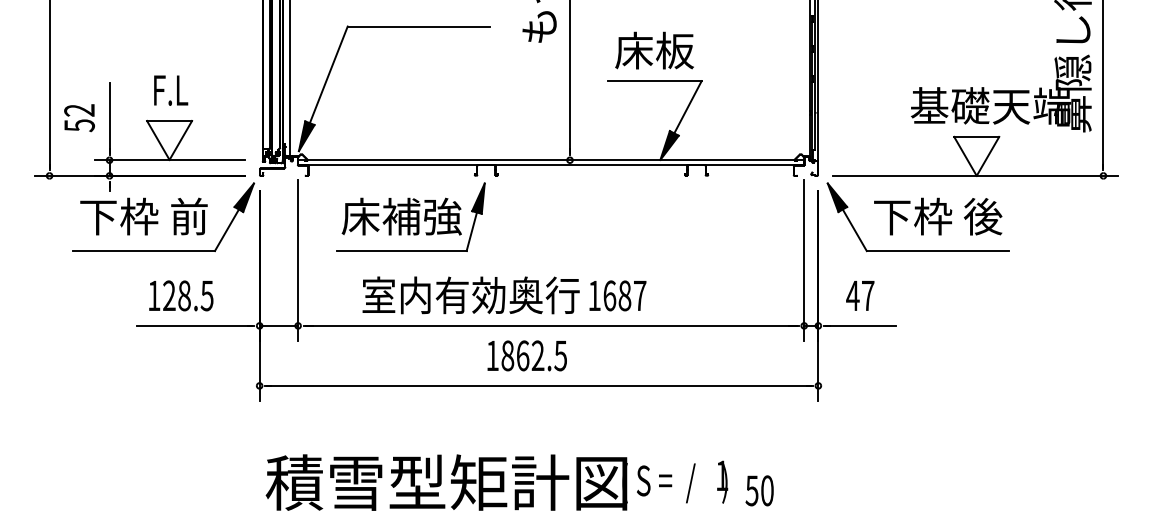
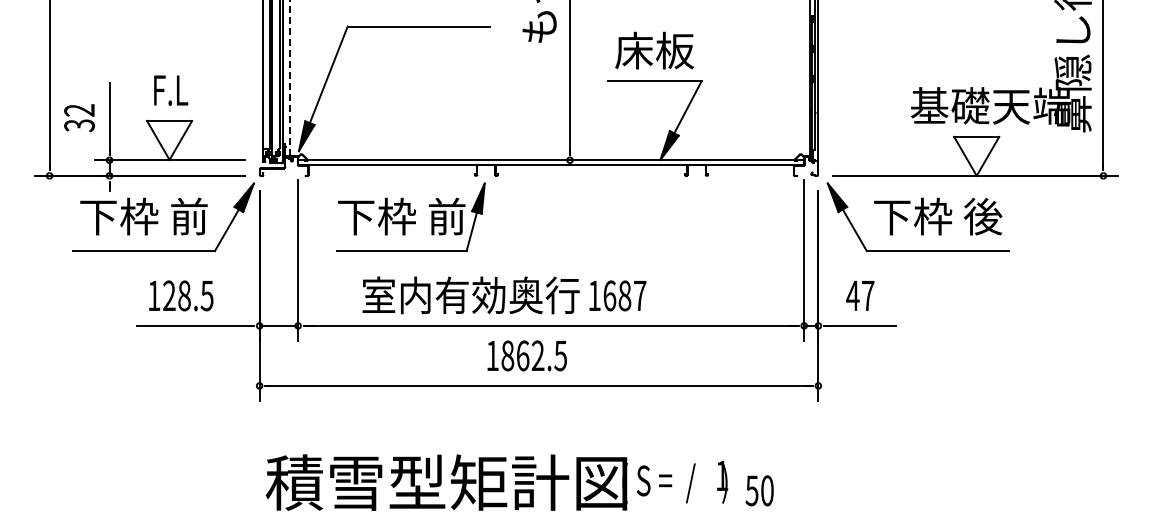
line: solid -> dashed (290, 78)
text: 52 -> 32 (79, 125)
text: 床補強 -> 下枠 前 (401, 216)
